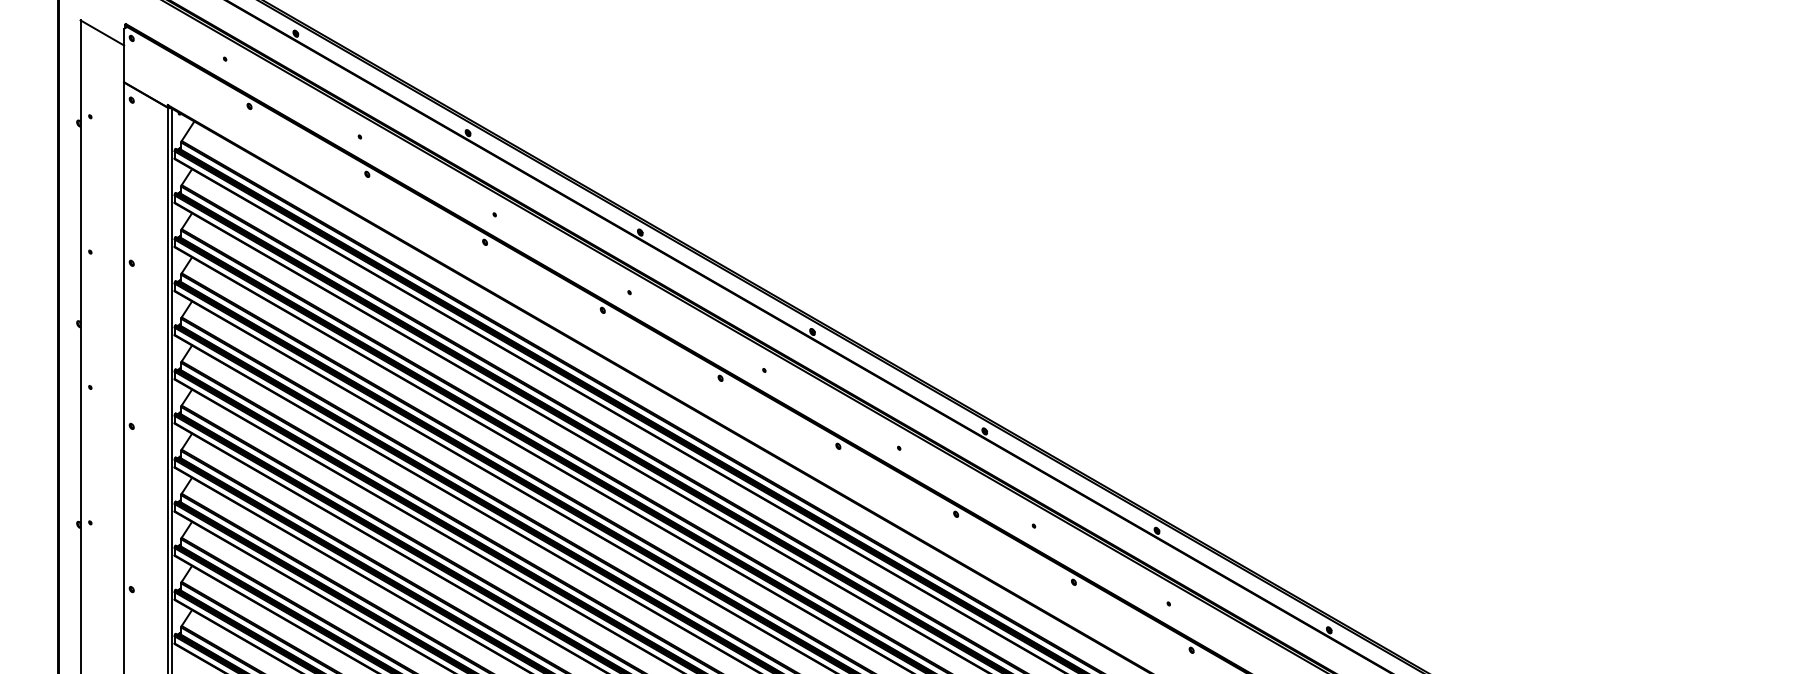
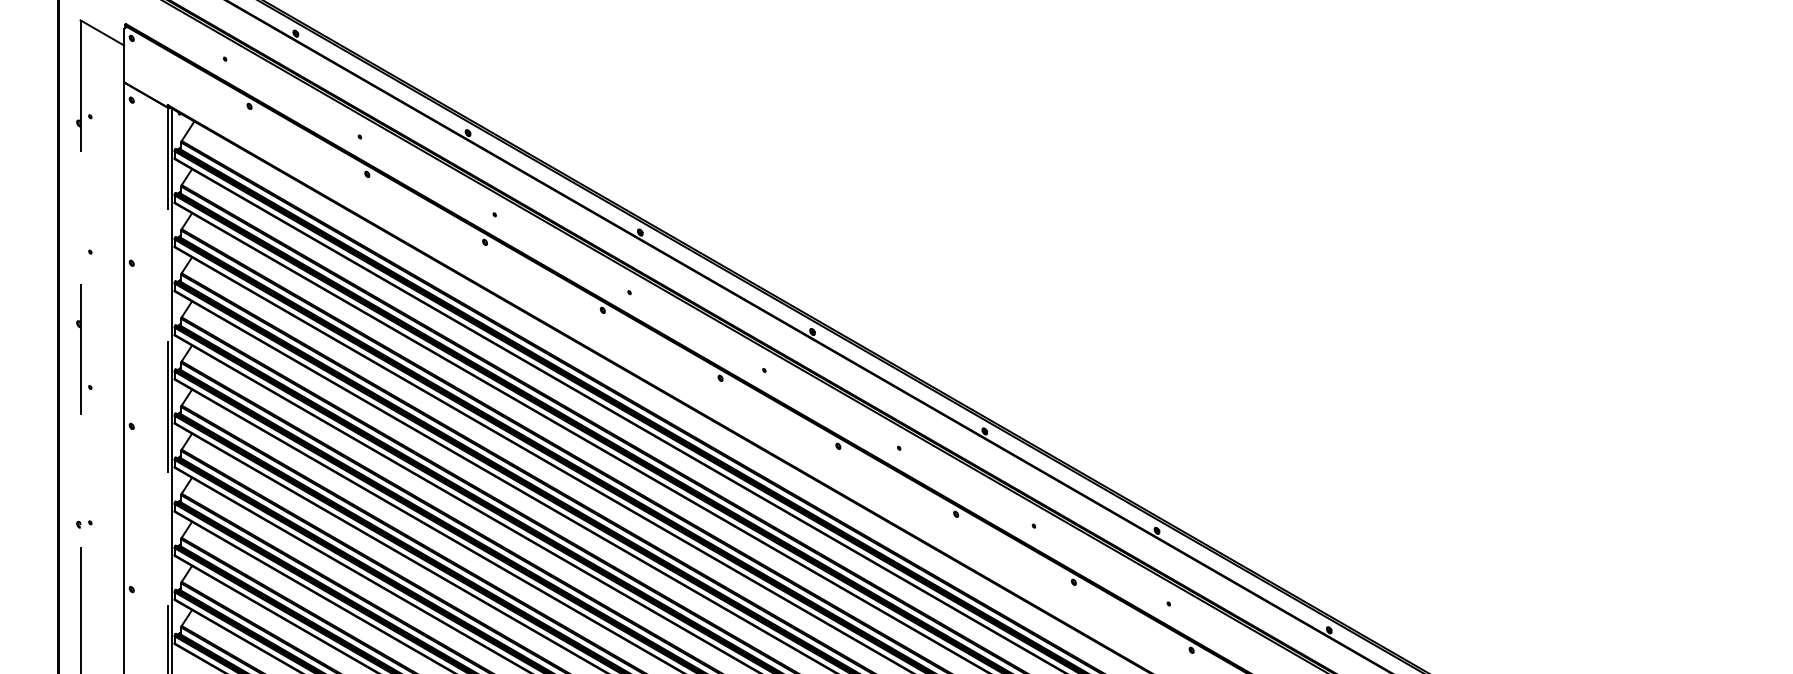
line: solid -> dashed (80, 347)
line: solid -> dashed (167, 390)
